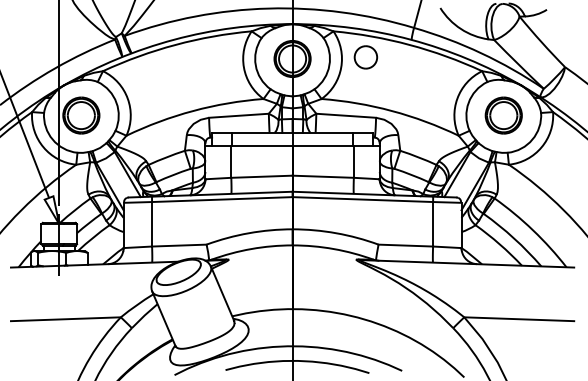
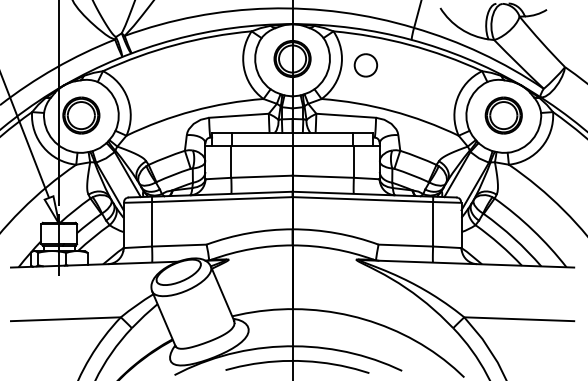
part position: (365, 57) -> (365, 65) (365, 65)
